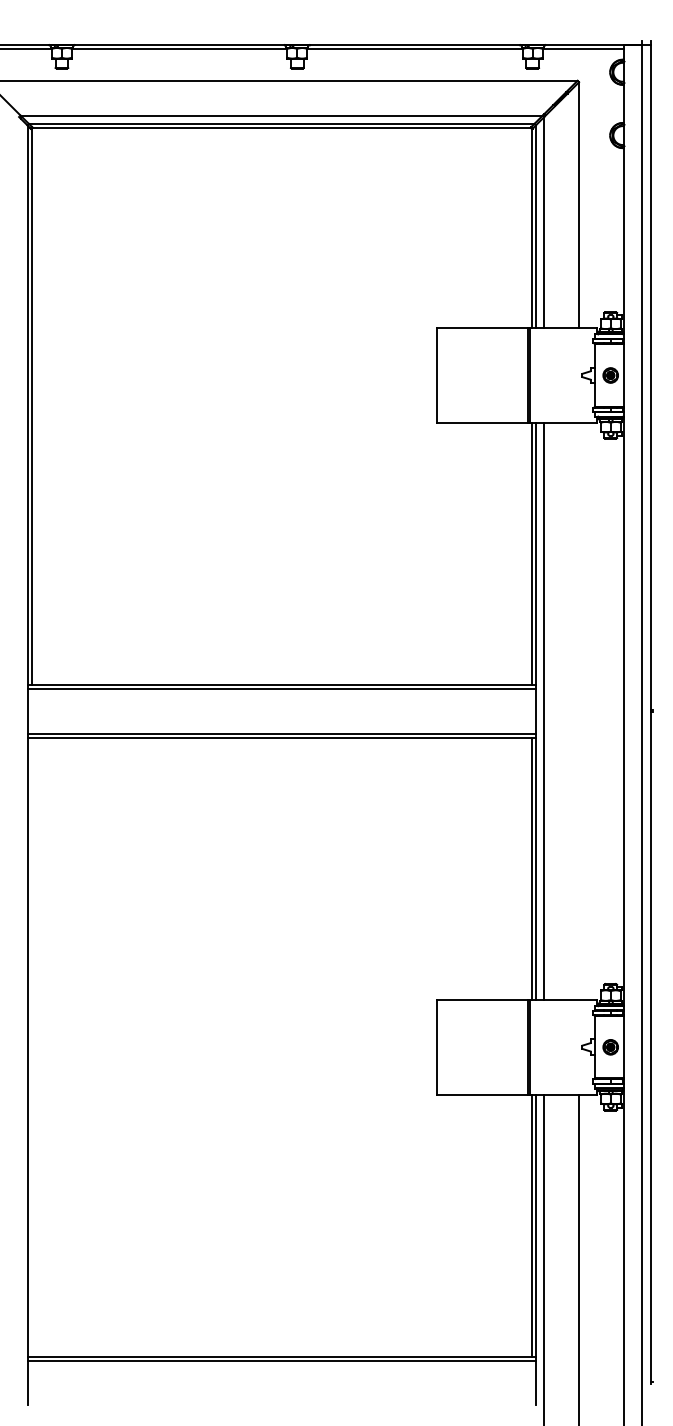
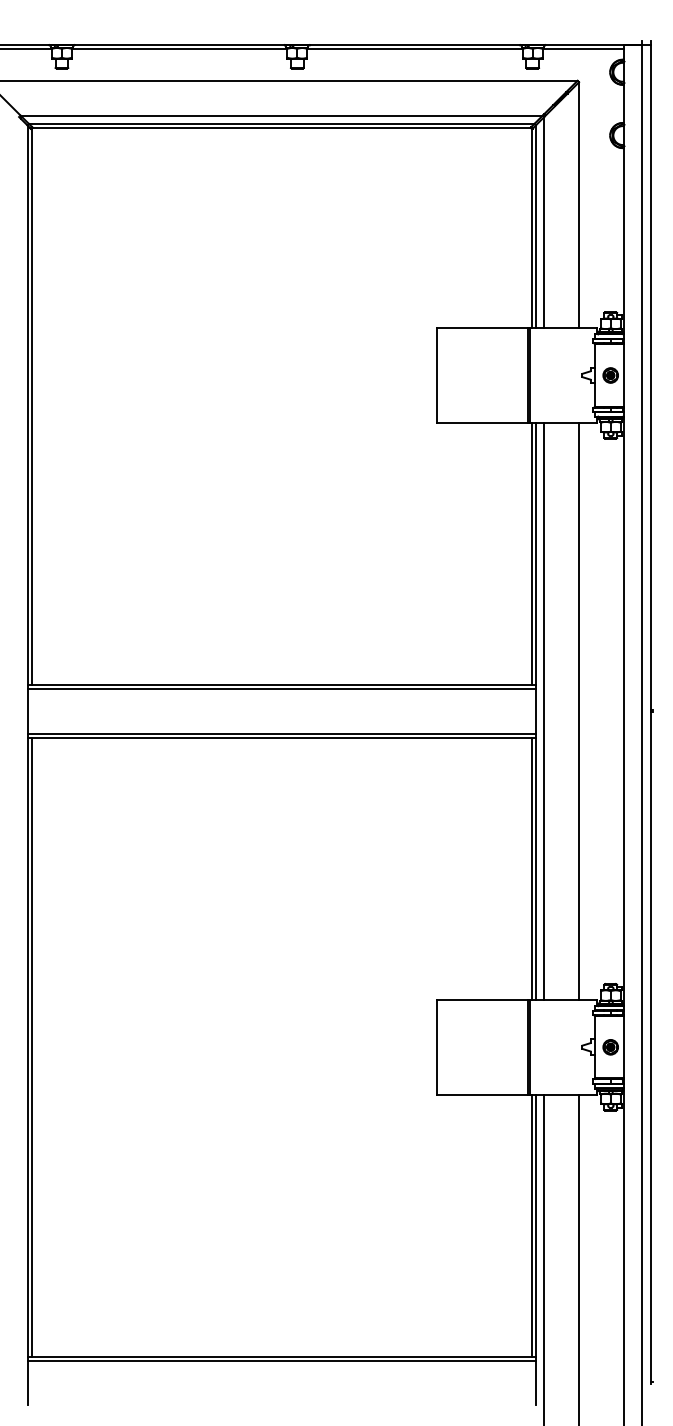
line: none -> present (579, 710)
line: none -> present (31, 1046)
